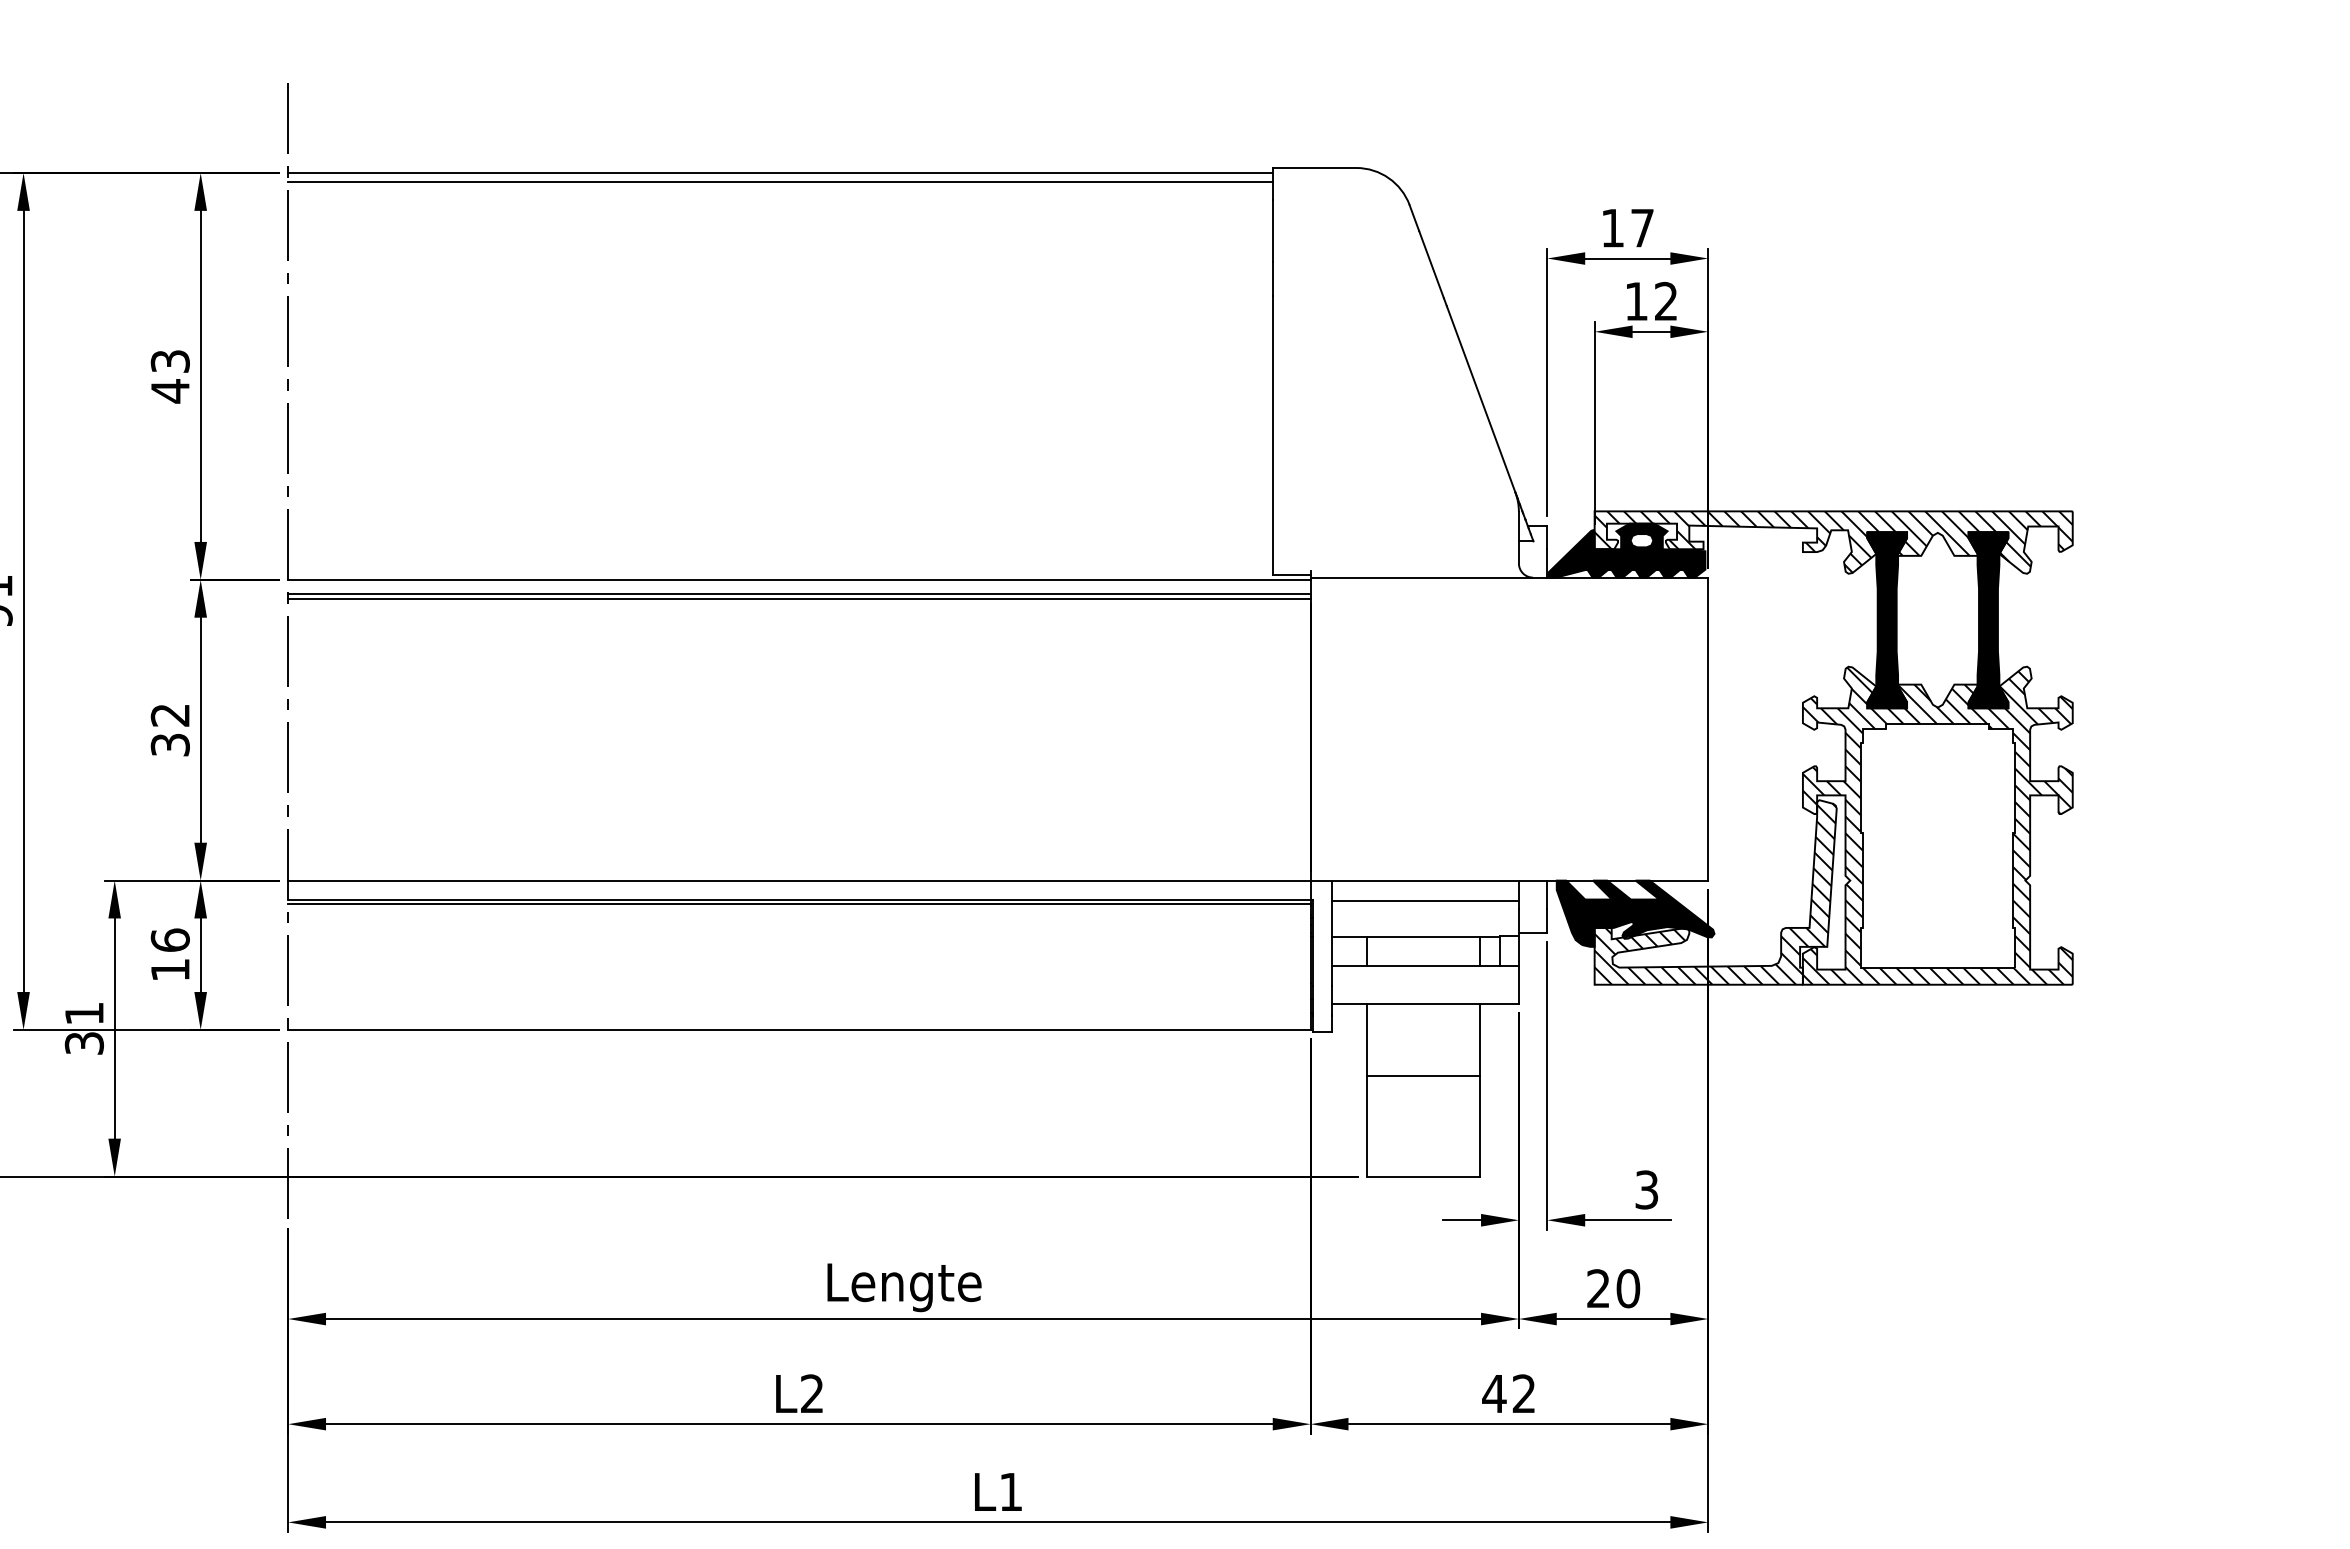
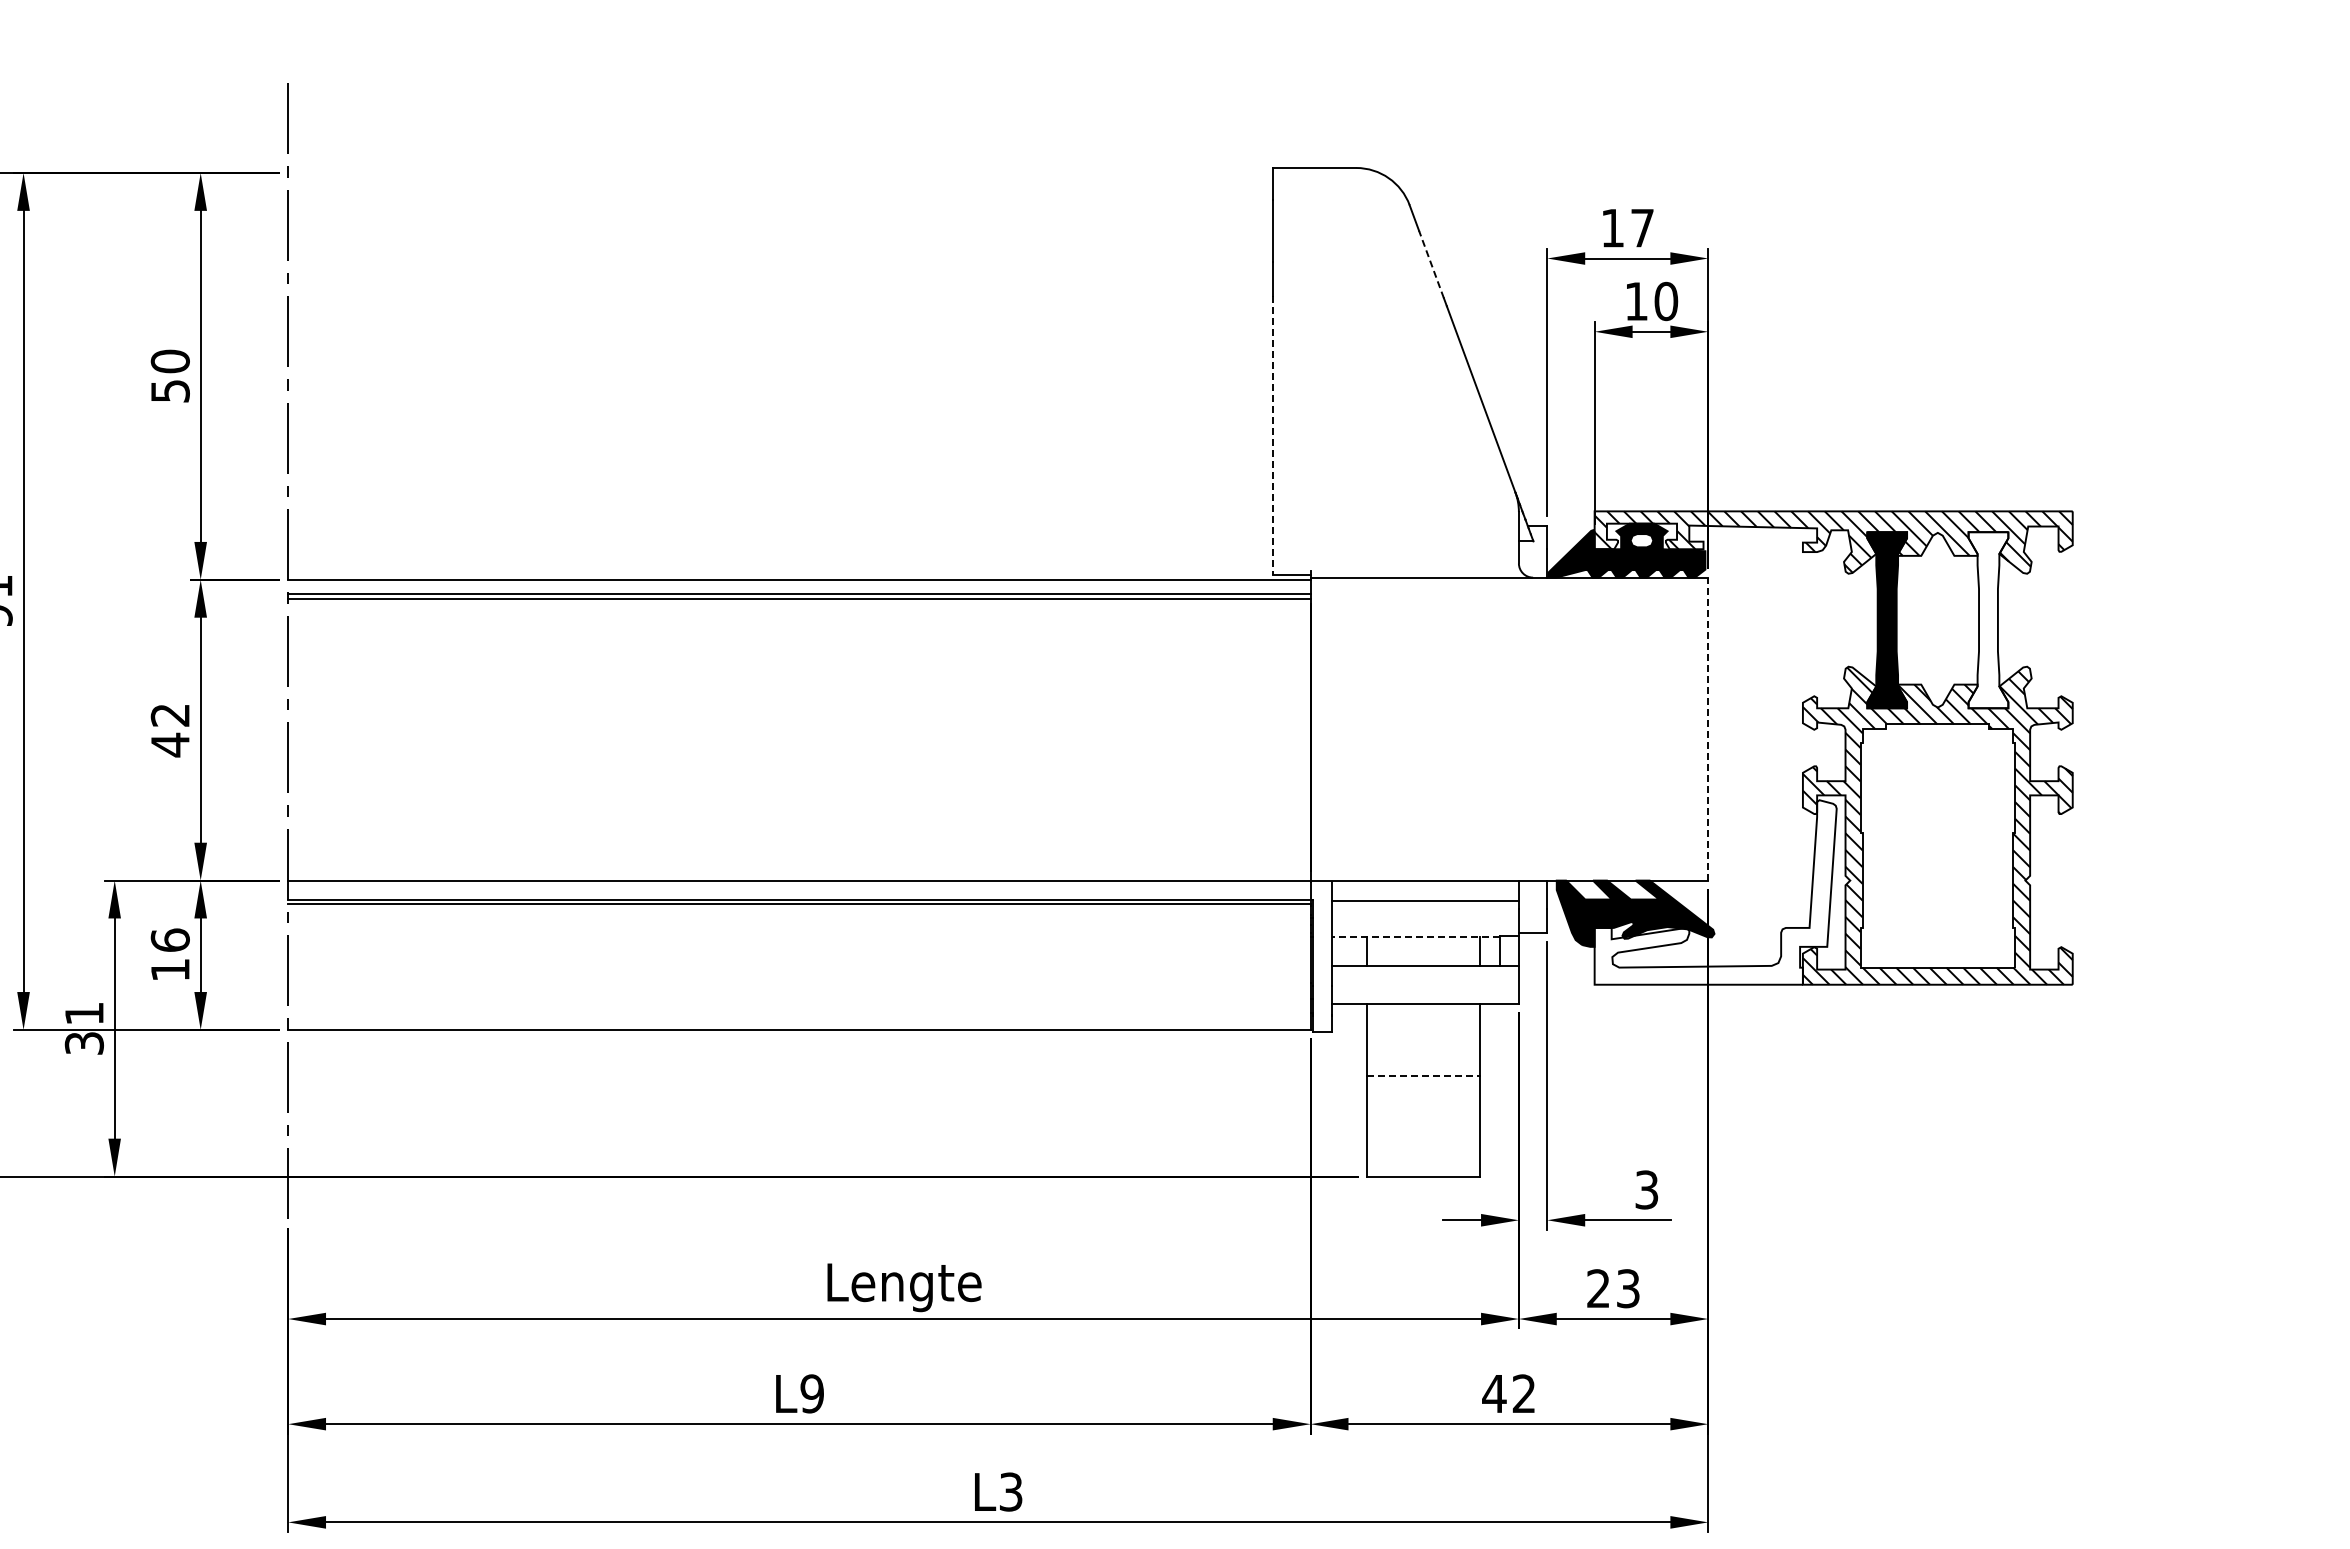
line: present -> none (780, 173)
line: present -> none (780, 182)
line: solid -> dashed (1431, 264)
text: 12 -> 10 (1666, 301)
text: 43 -> 50 (169, 376)
line: solid -> dashed (1272, 435)
fill: present -> none (1988, 620)
line: solid -> dashed (1708, 728)
text: 32 -> 42 (169, 744)
hatch: present -> none (1715, 893)
line: solid -> dashed (1416, 937)
line: solid -> dashed (1423, 1075)
text: 20 -> 23 (1628, 1288)
text: L2 -> L9 (811, 1393)
text: L1 -> L3 (1011, 1491)
